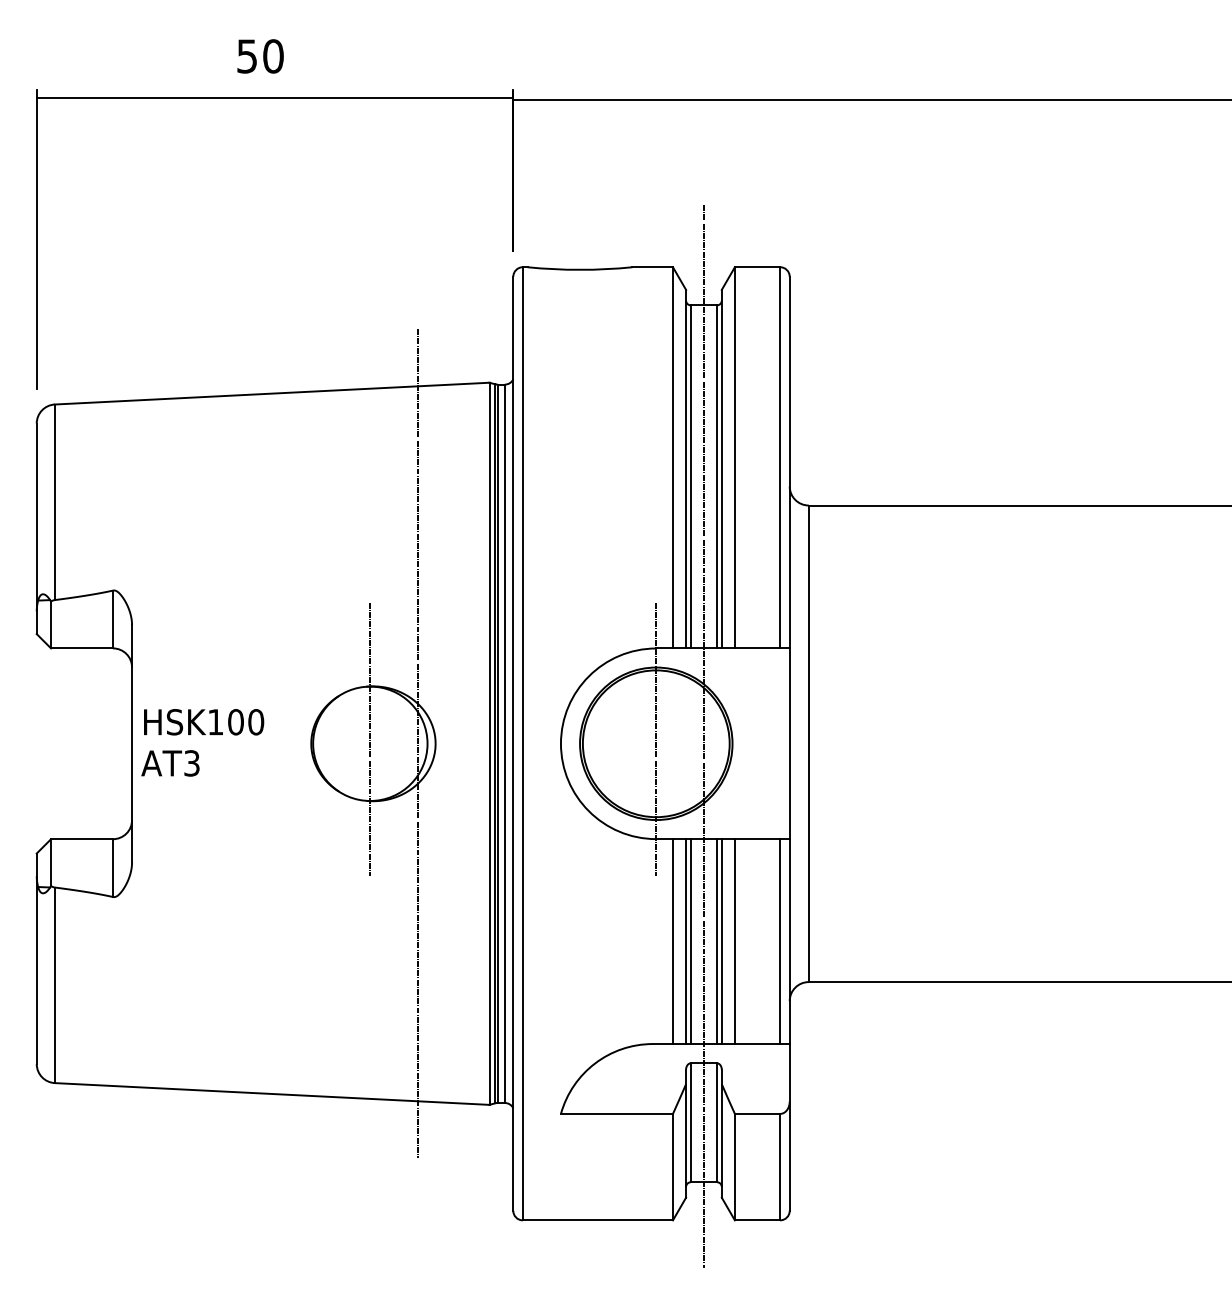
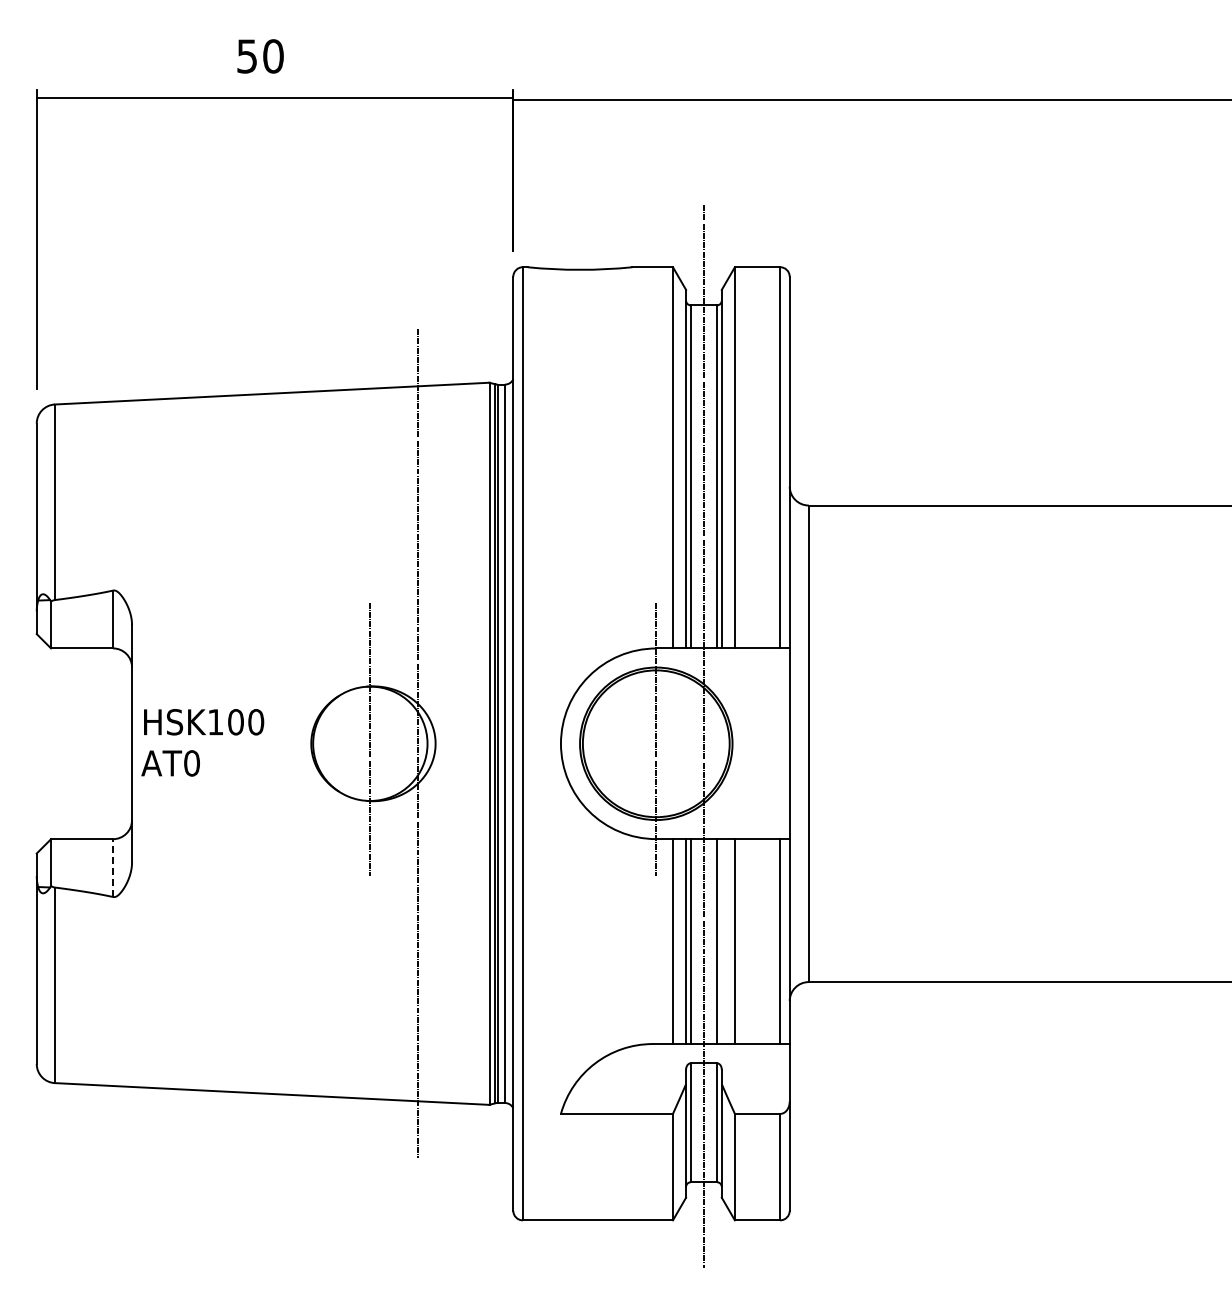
text: AT3 -> AT0 (191, 763)
line: solid -> dashed (113, 868)
line: present -> none (721, 941)
